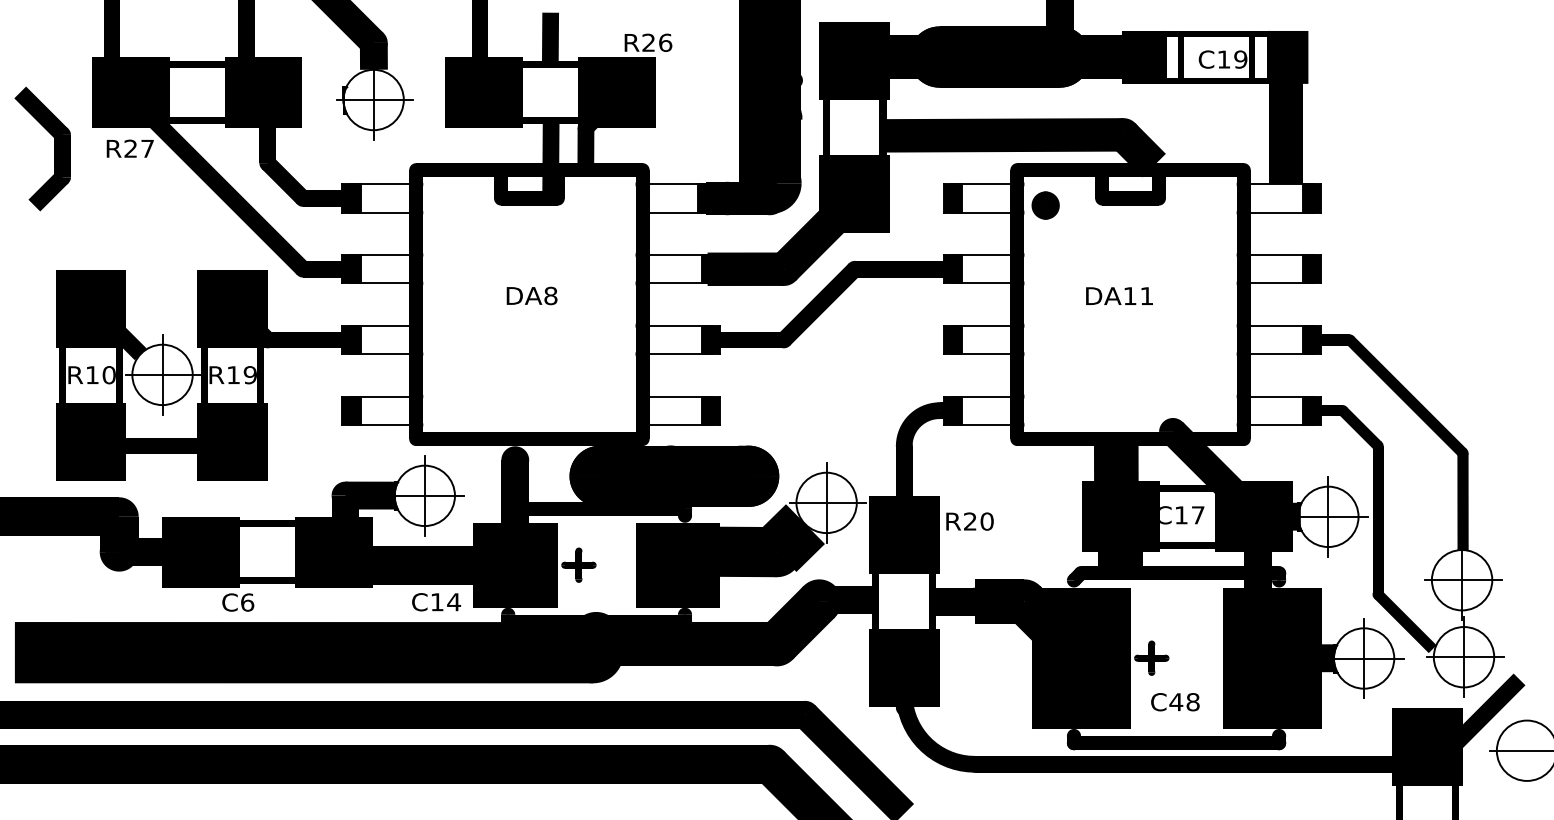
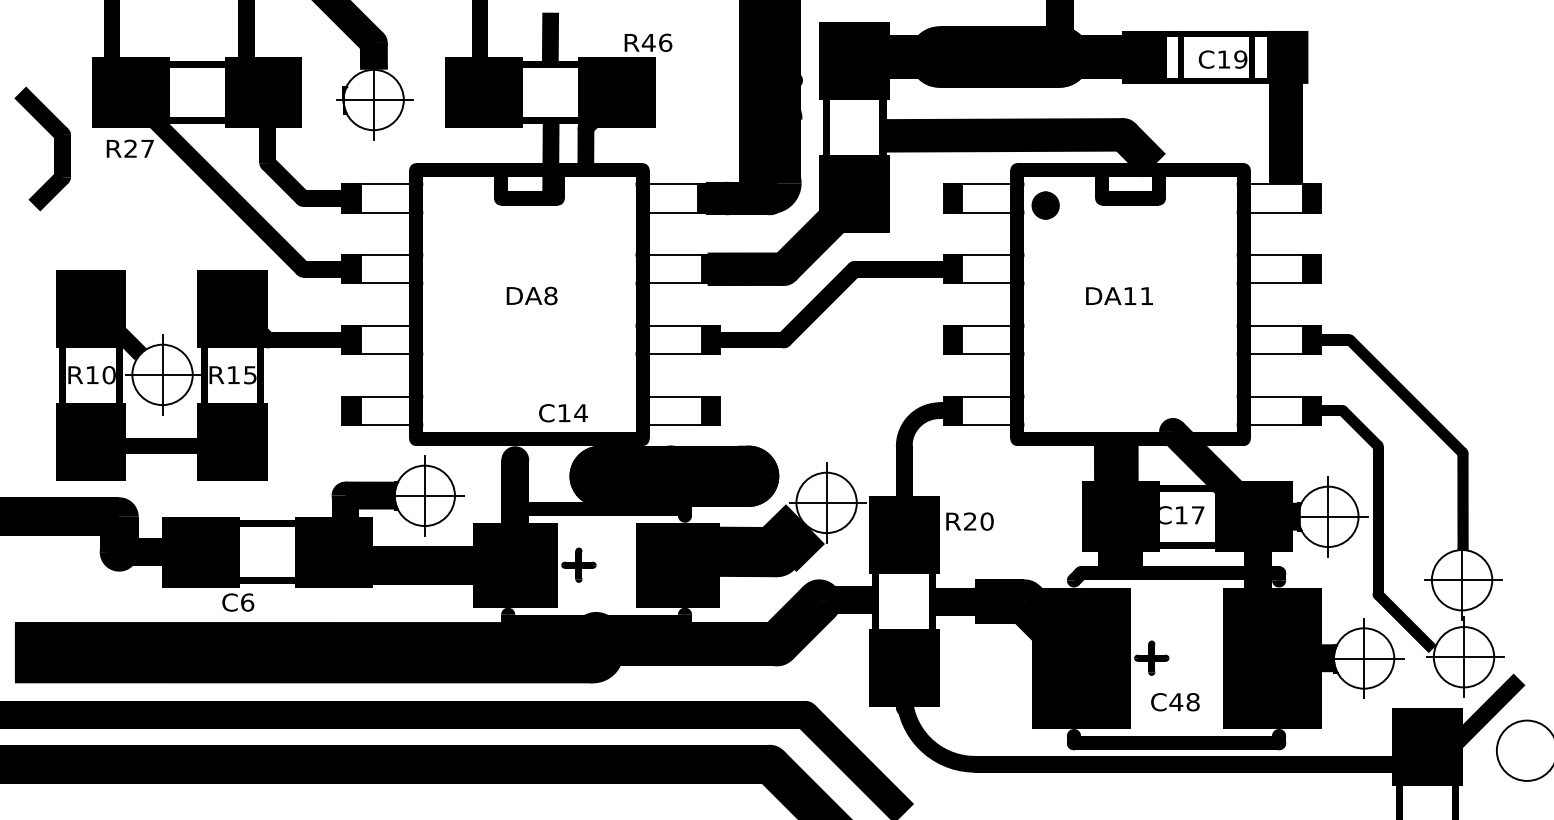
text: R26 -> R46 (648, 42)
text: R19 -> R15 (249, 375)
text position: (436, 602) -> (563, 413) (563, 413)
line: present -> none (1520, 750)
